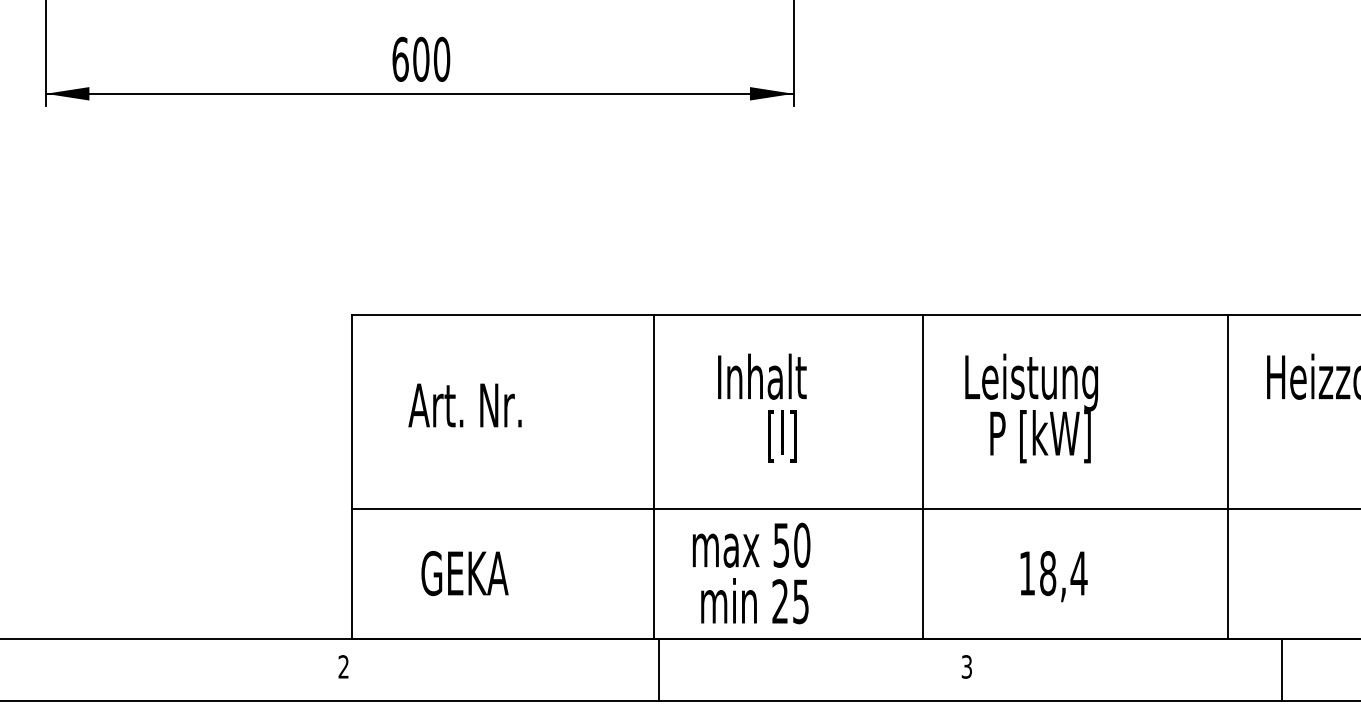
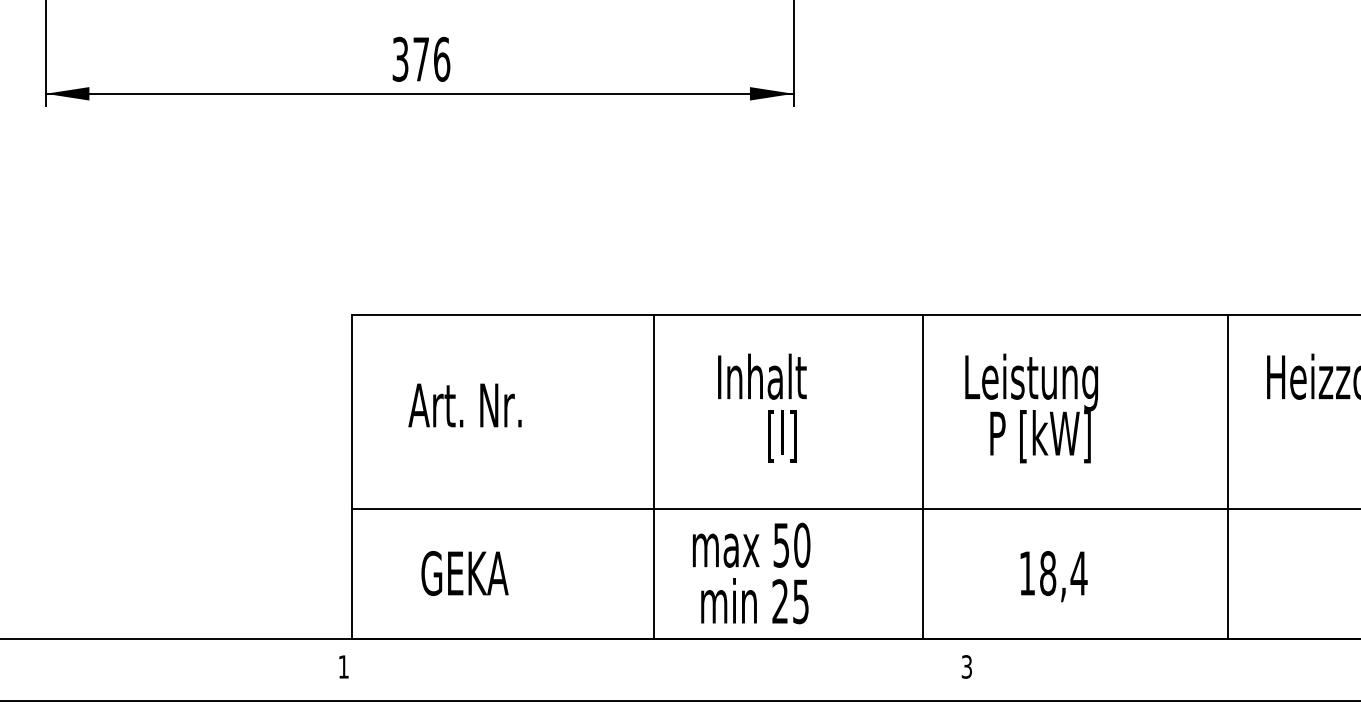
text: 600 -> 376 (421, 58)
text: 2 -> 1 (343, 666)
line: present -> none (658, 669)
line: present -> none (1282, 669)
